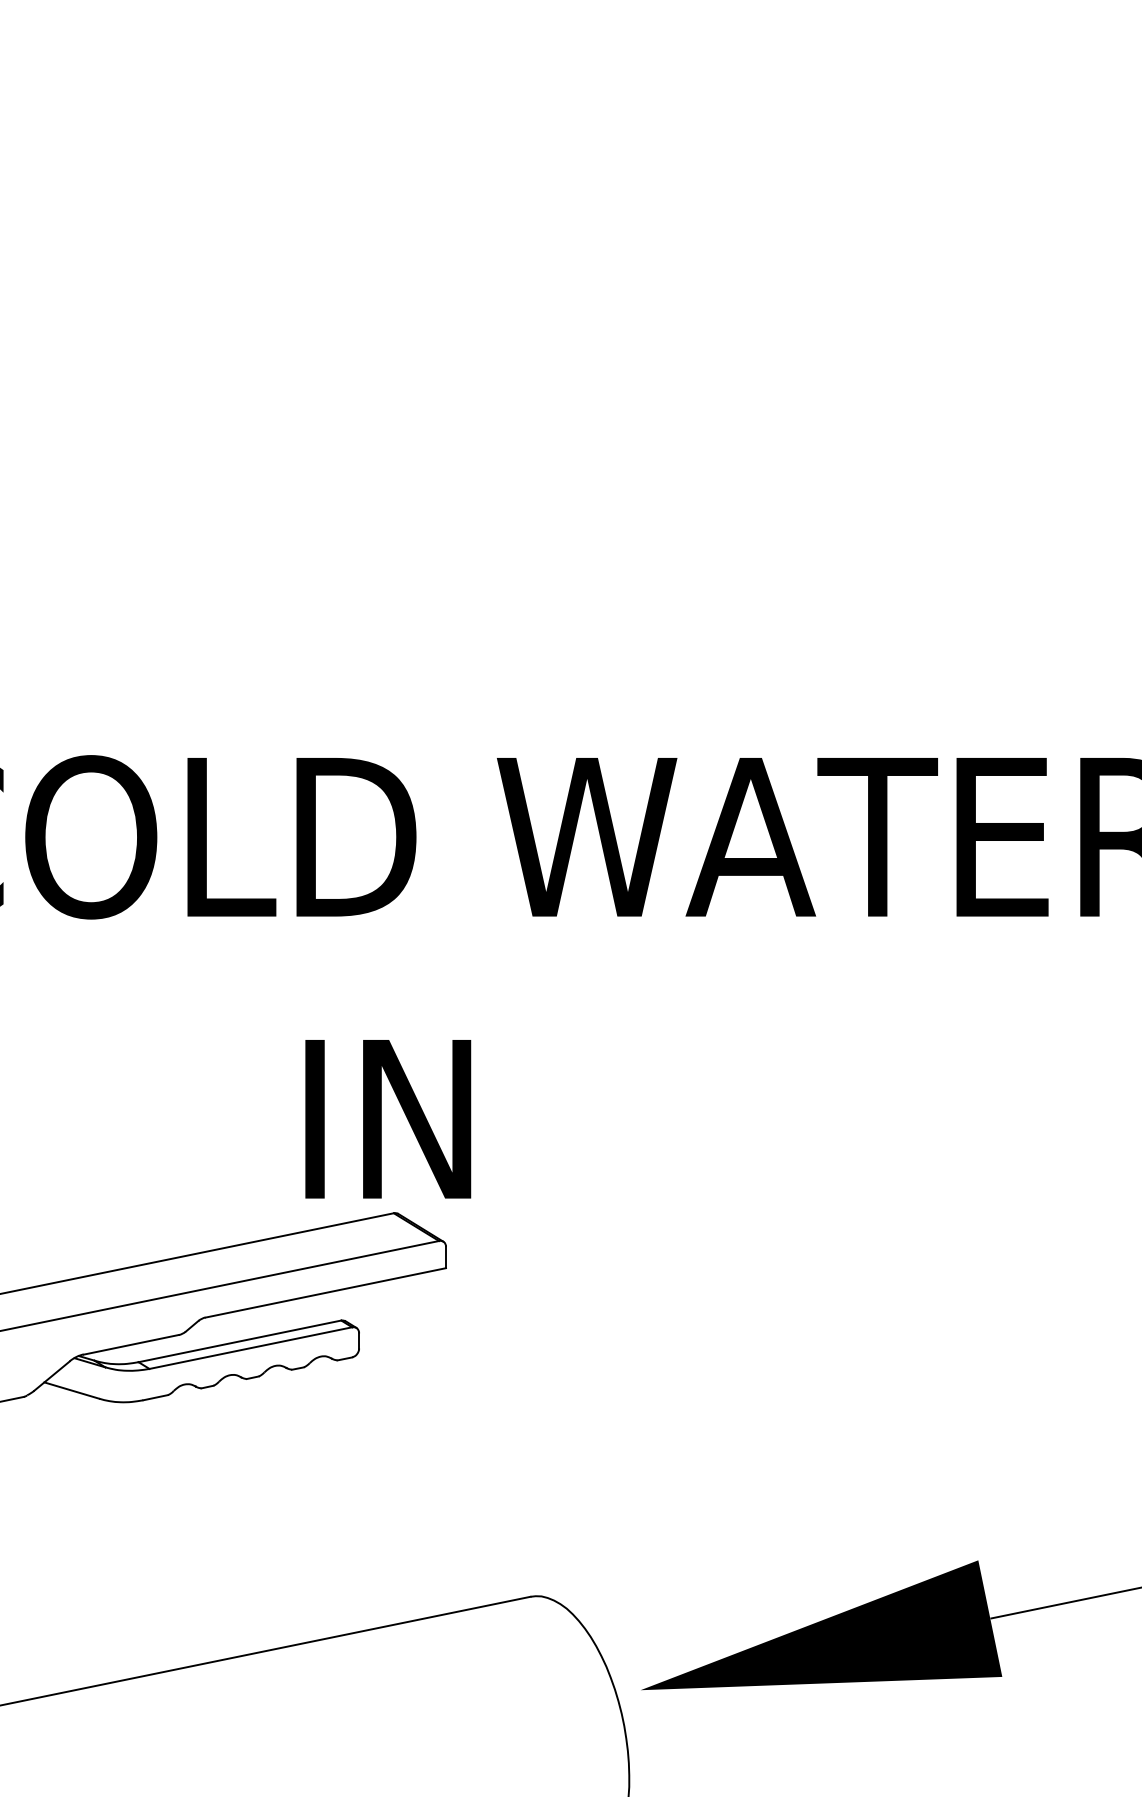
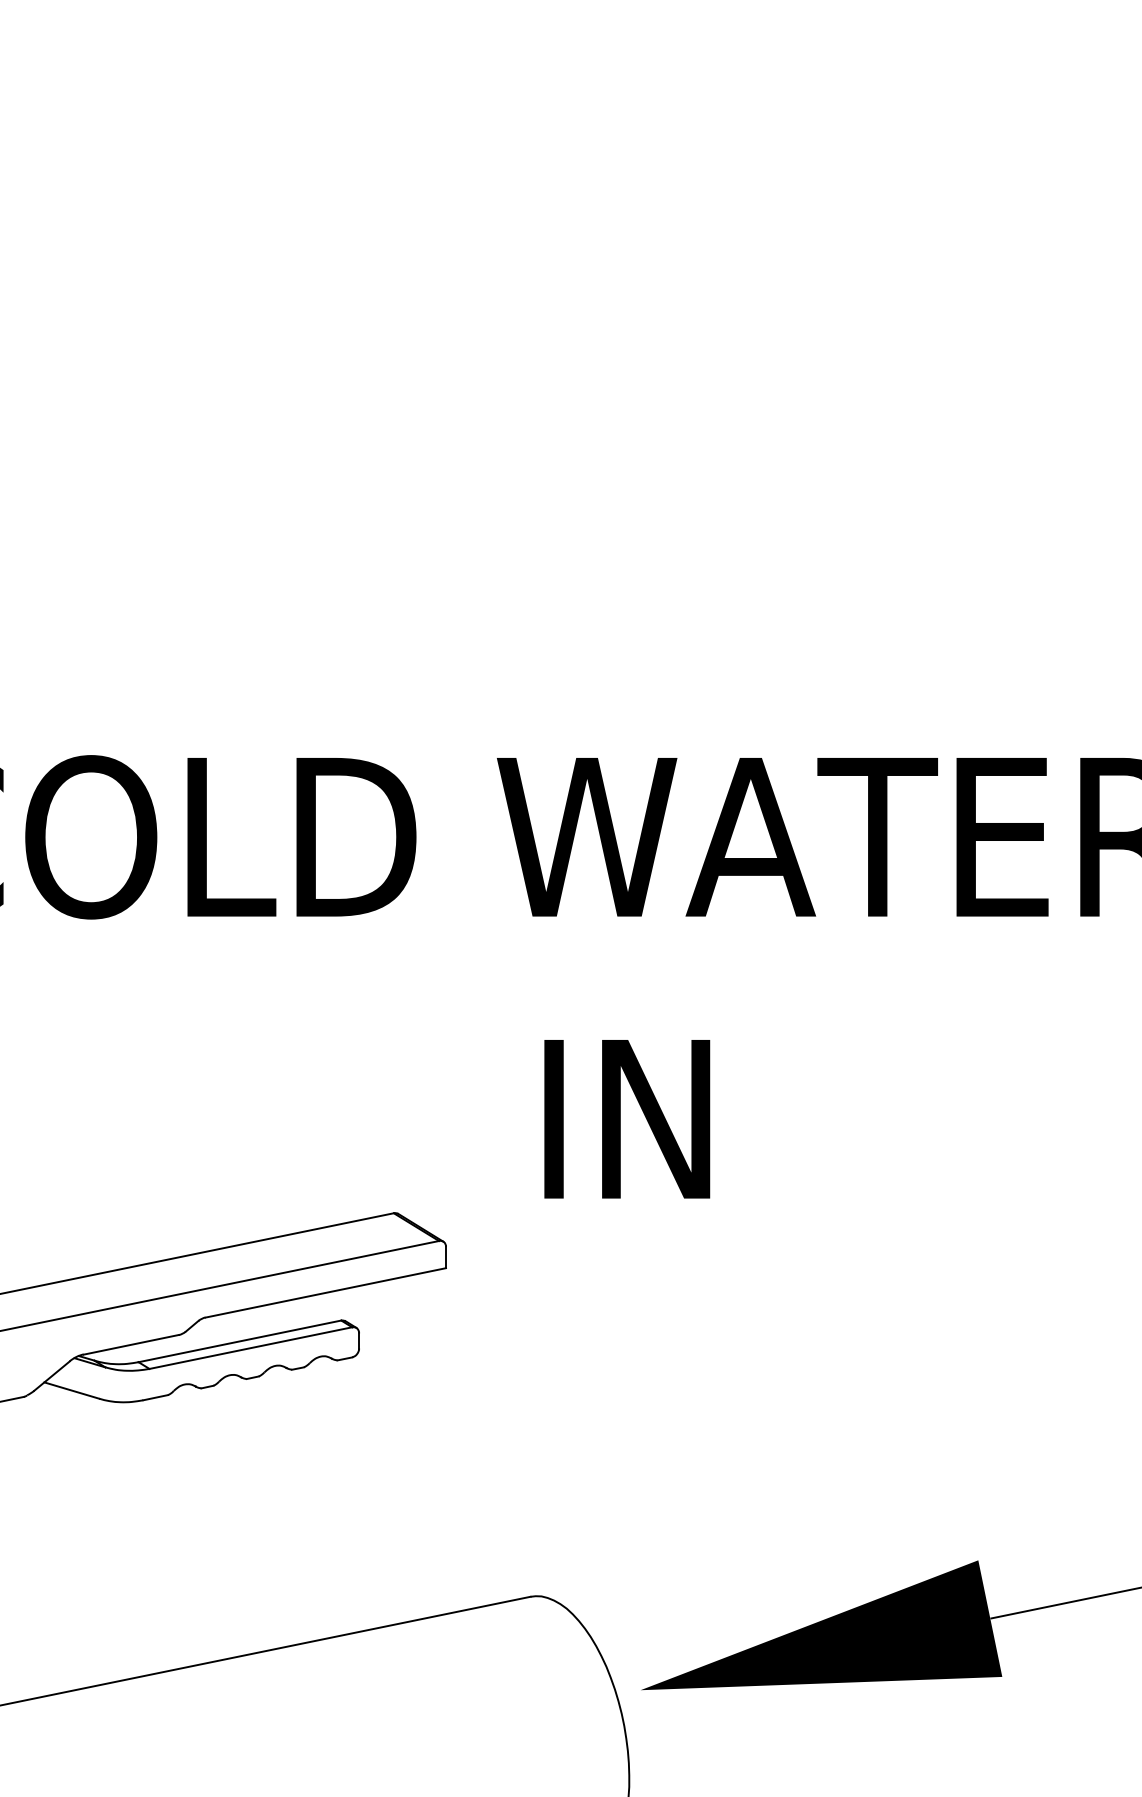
text position: (388, 1119) -> (627, 1119) (627, 1119)
